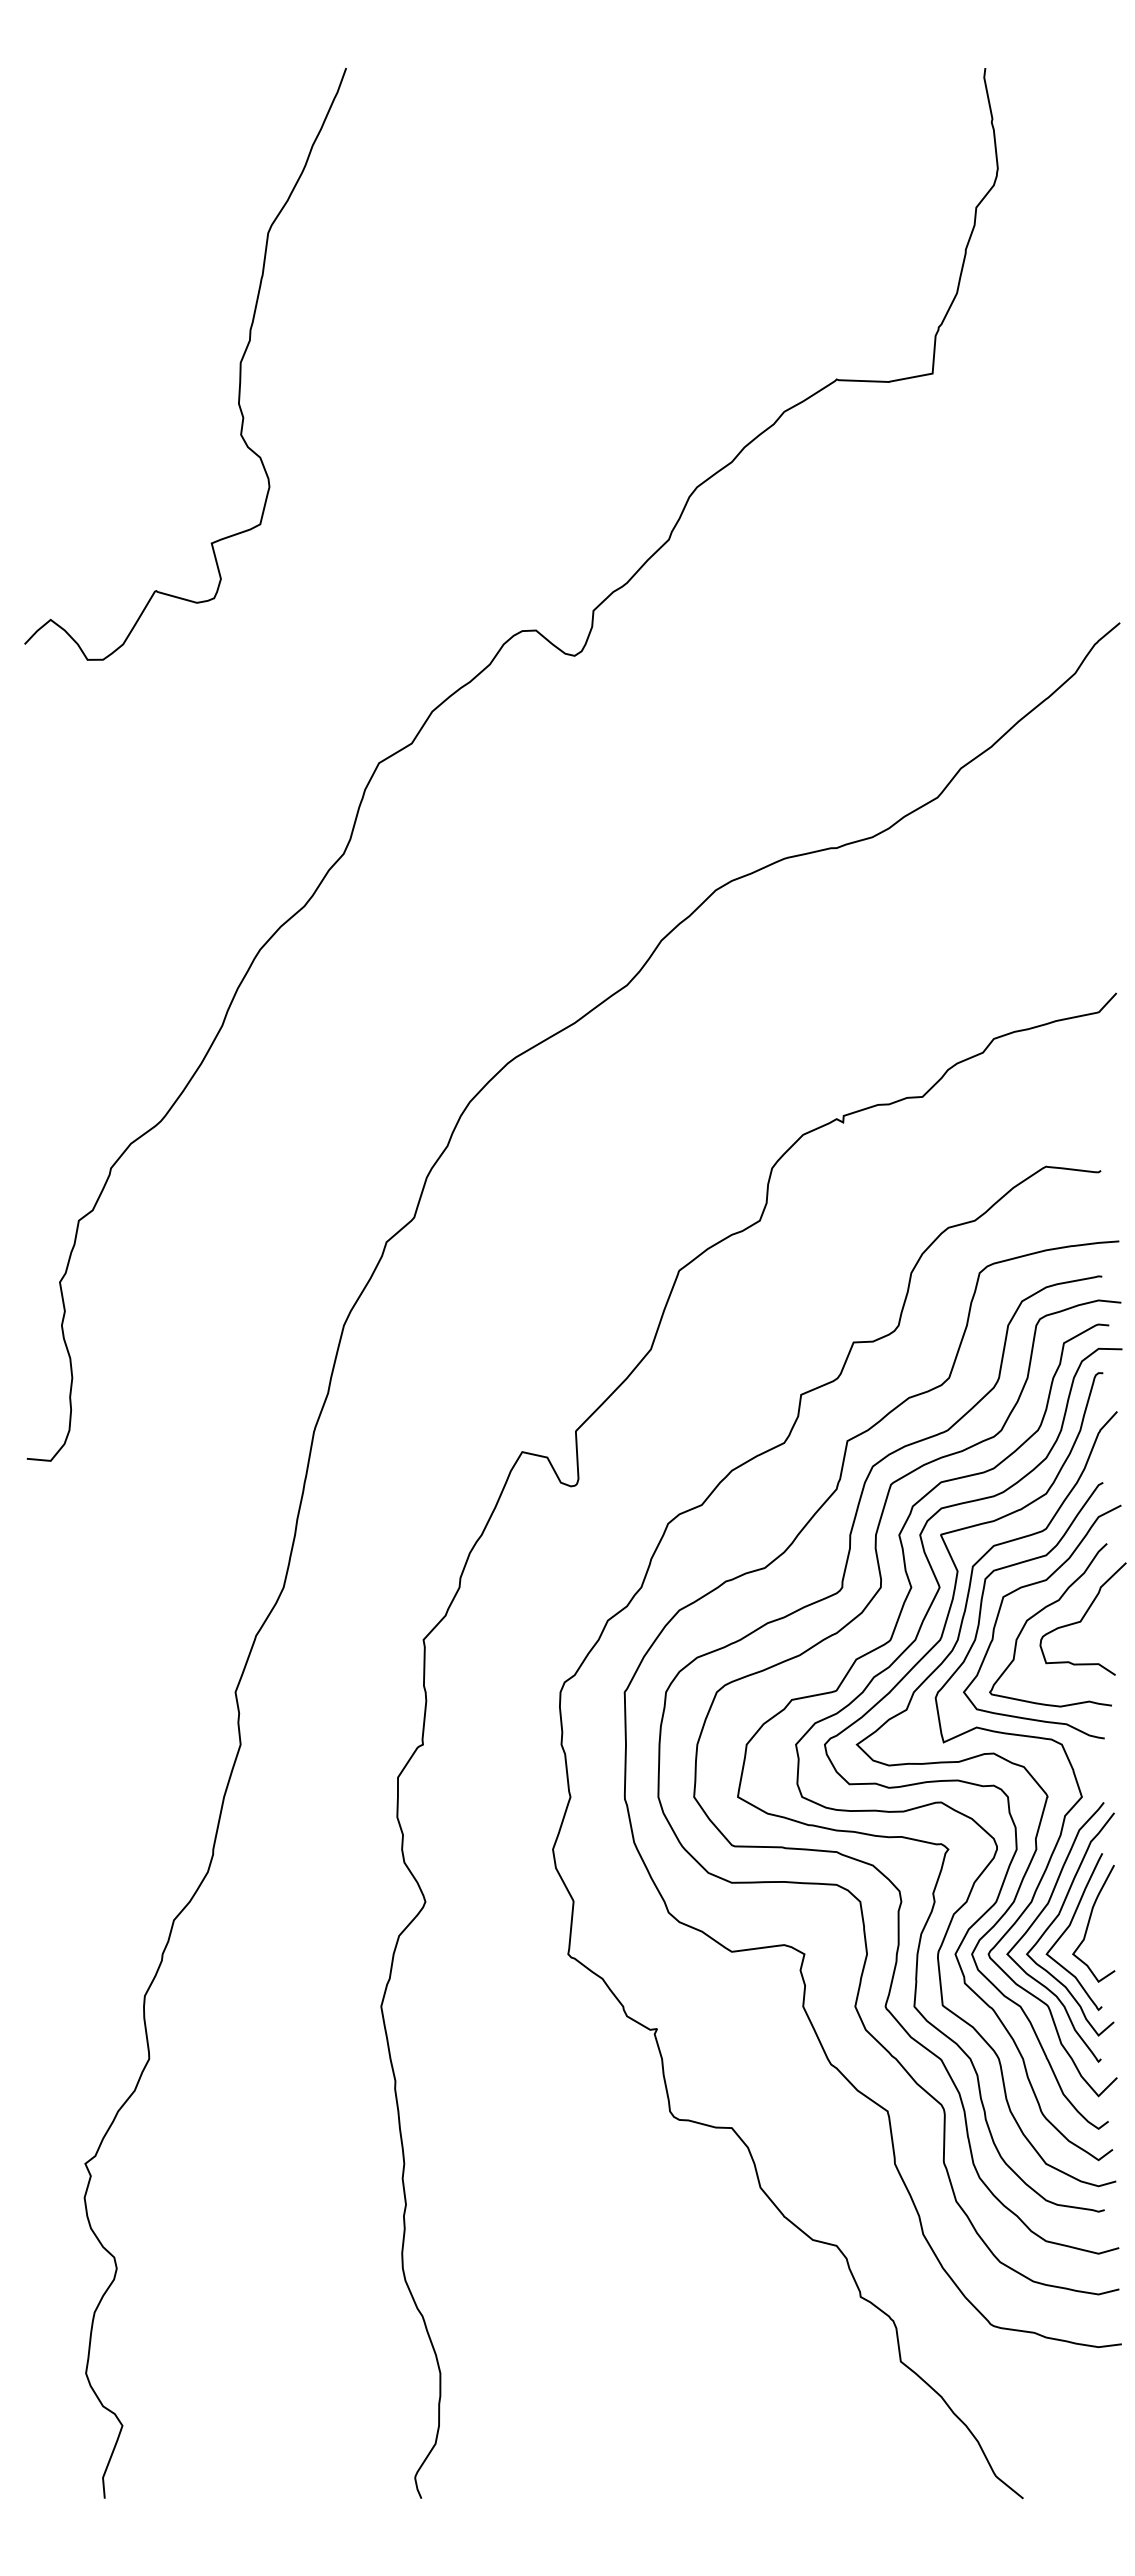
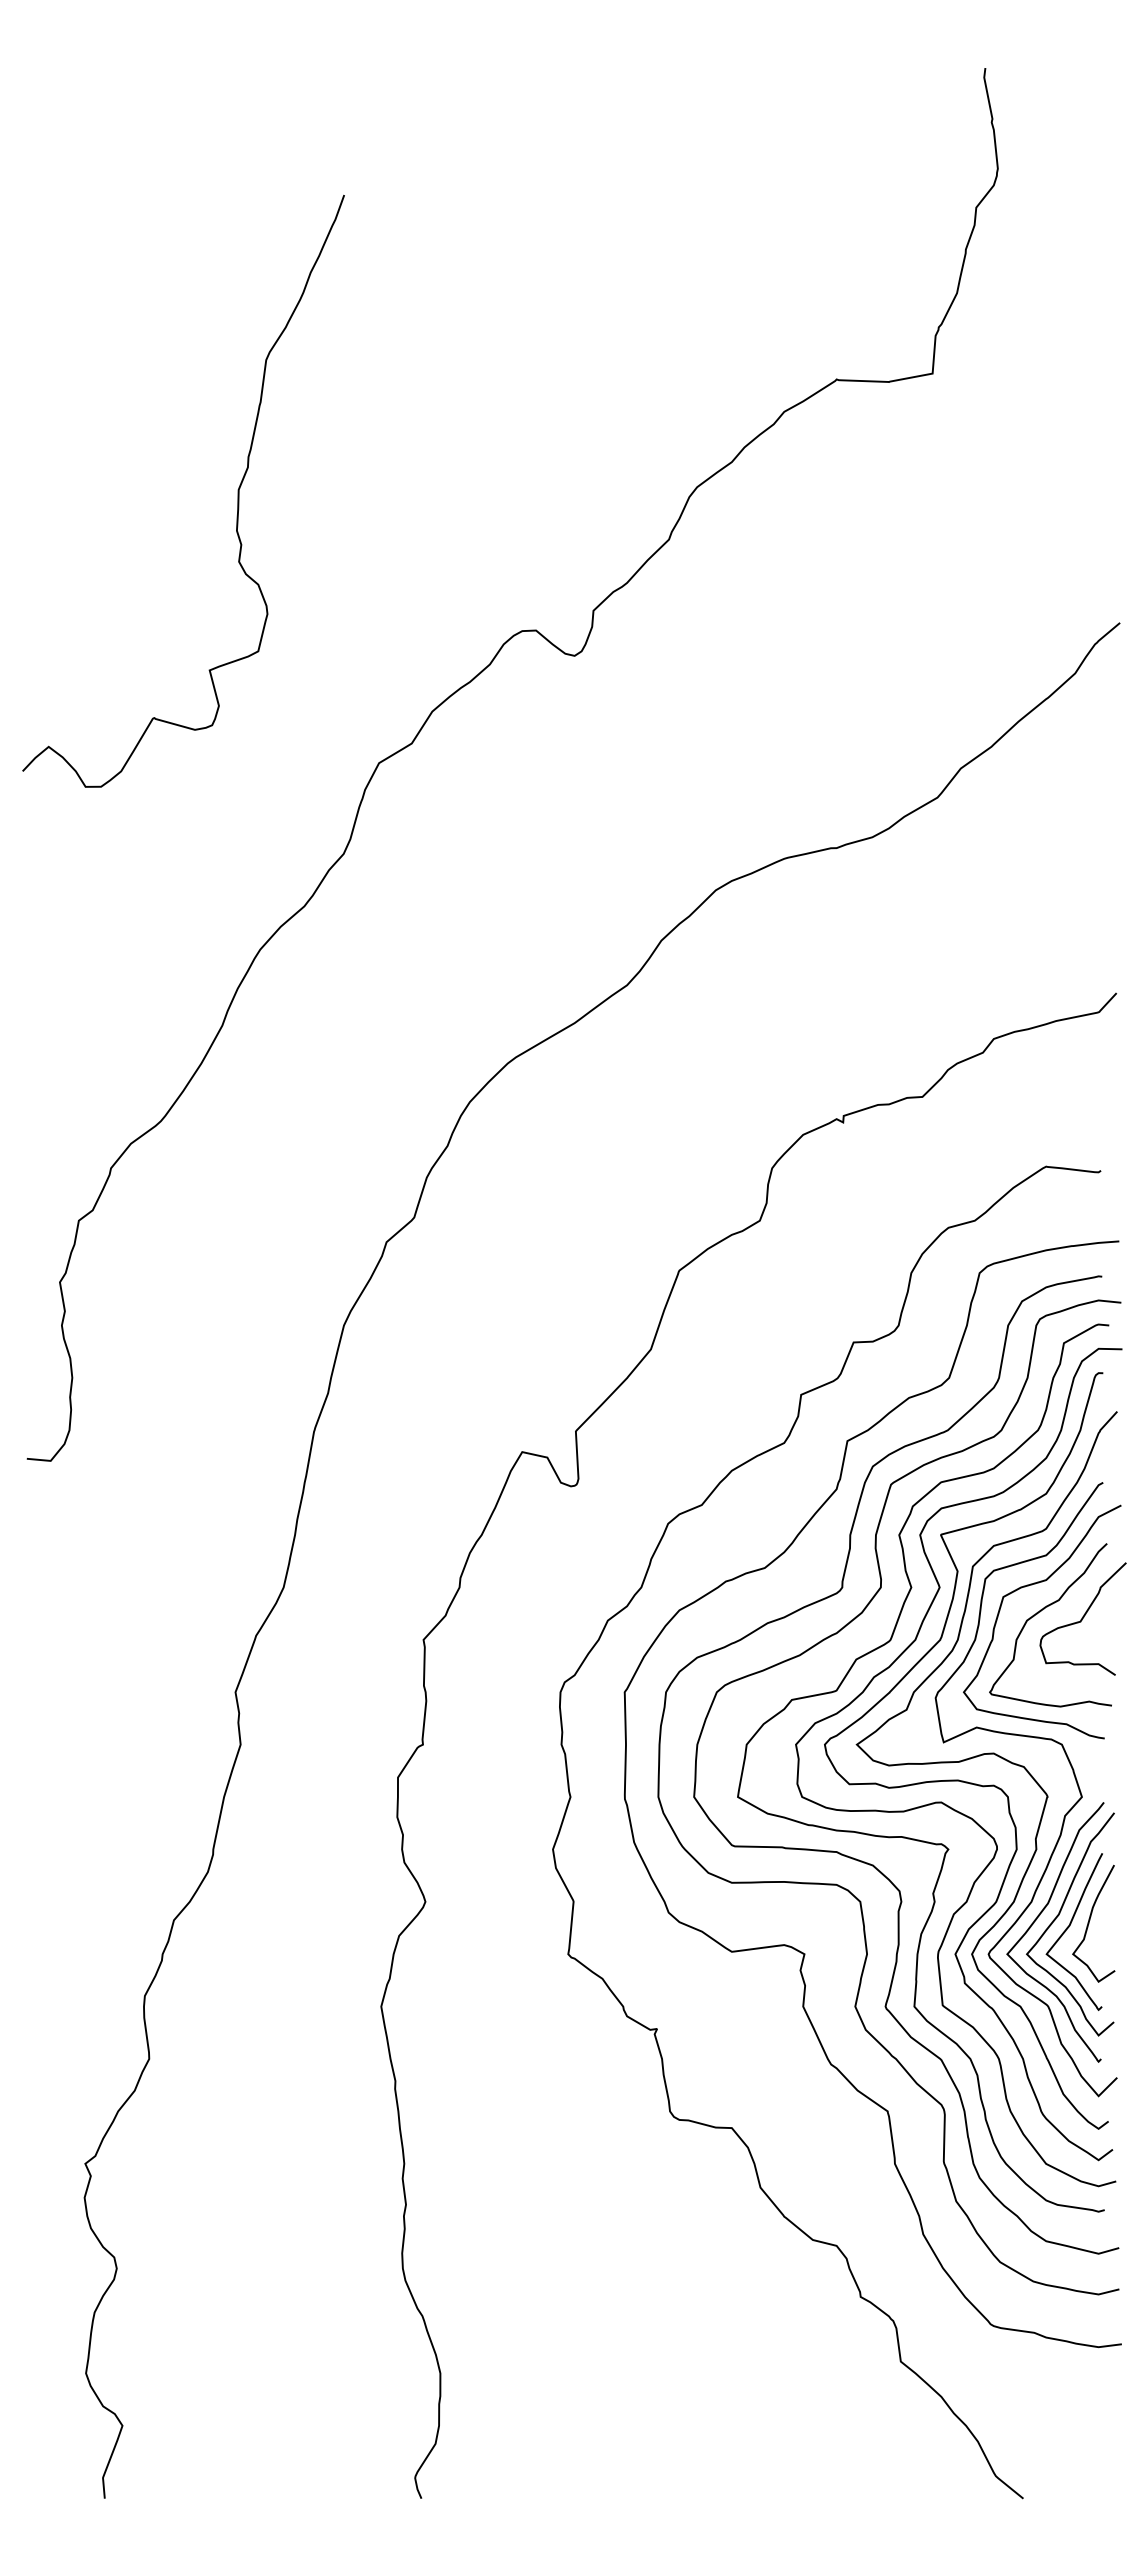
curve position: (239, 363) -> (237, 490) (237, 490)
